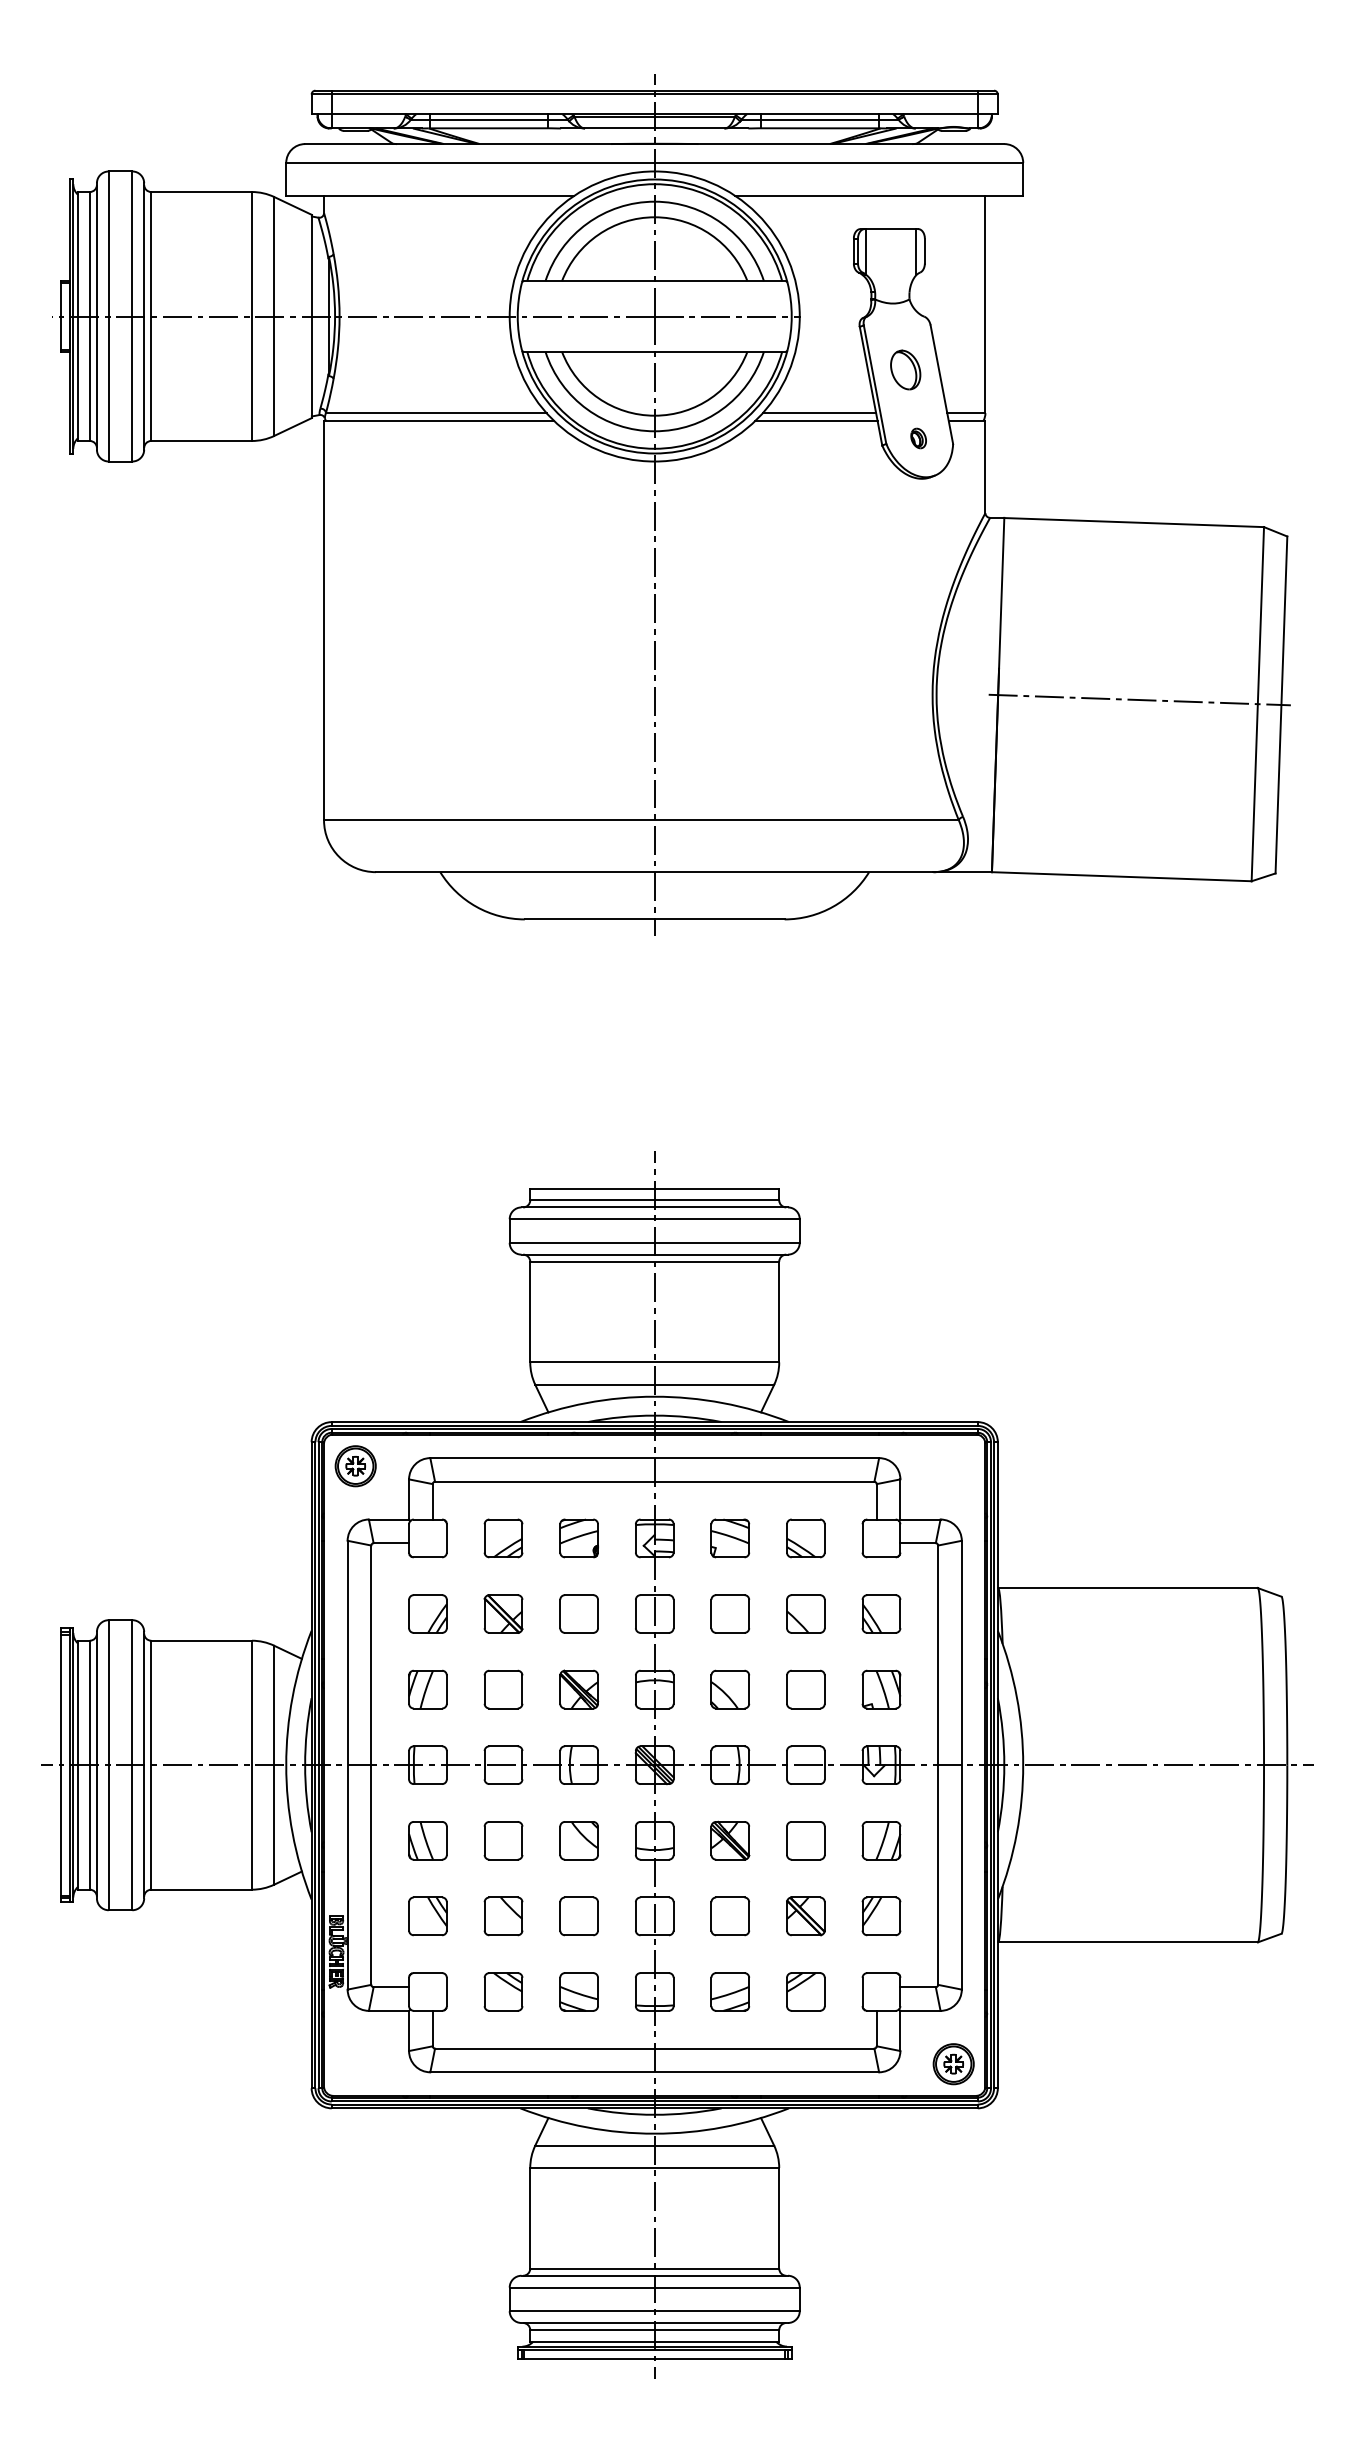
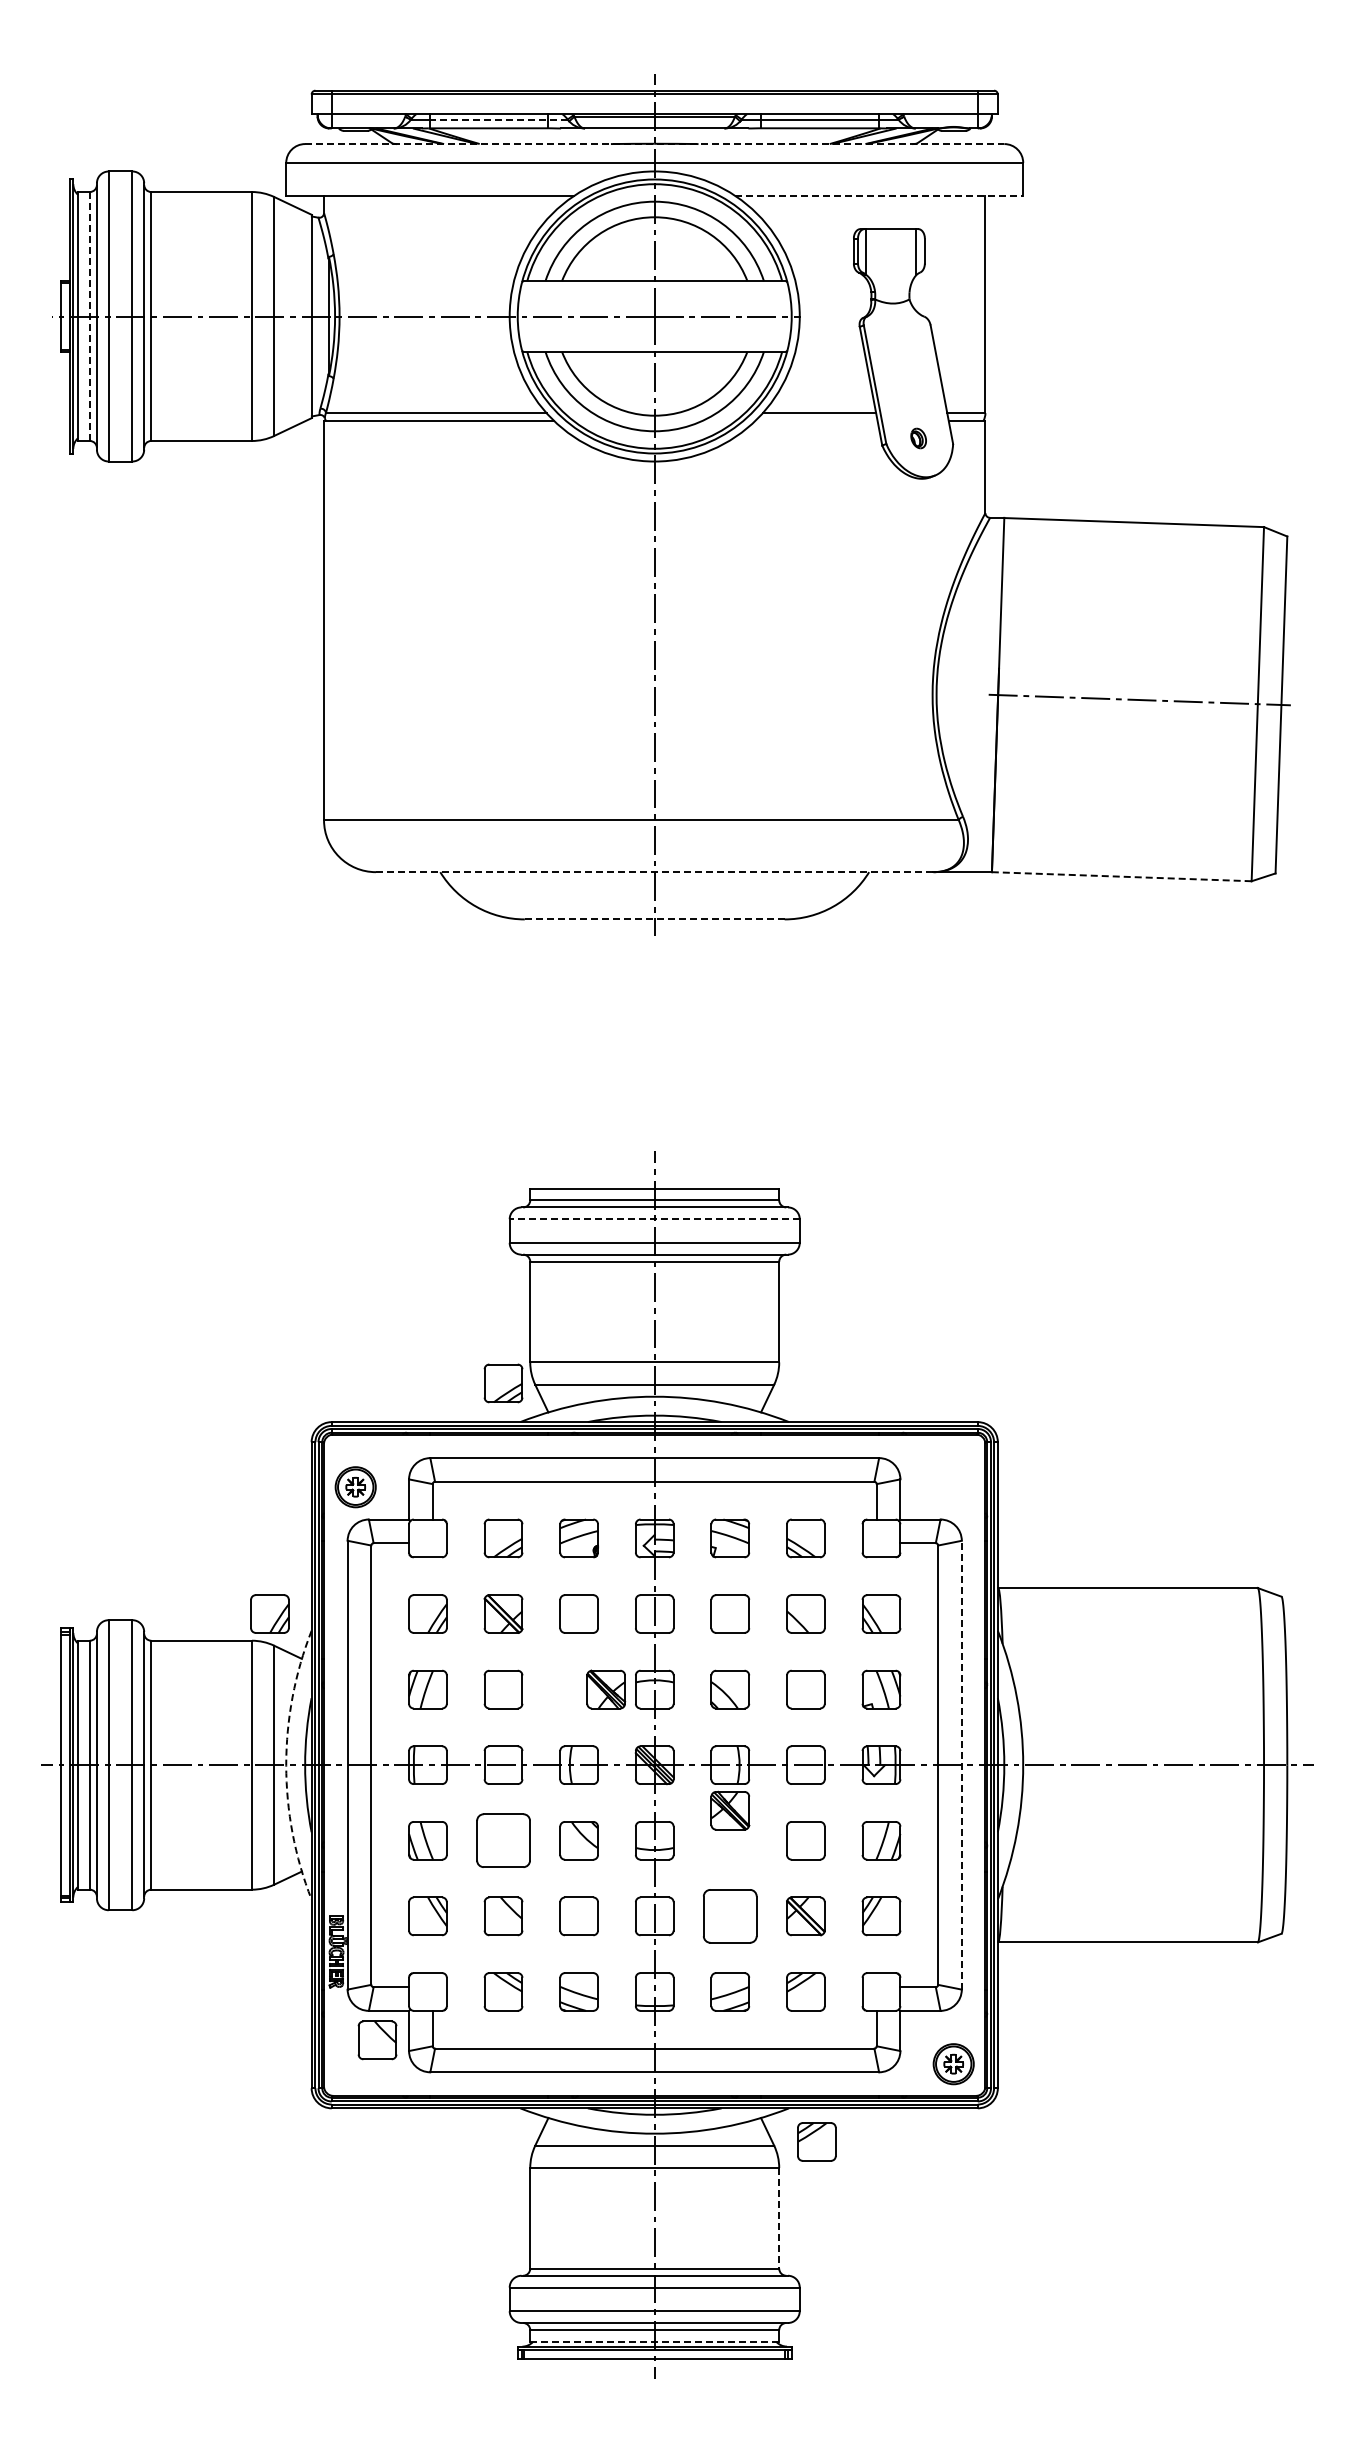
line: solid -> dashed (499, 119)
line: solid -> dashed (654, 144)
line: solid -> dashed (879, 196)
line: solid -> dashed (89, 316)
part: present -> none (905, 369)
line: present -> none (816, 421)
line: solid -> dashed (654, 872)
line: solid -> dashed (1121, 876)
line: solid -> dashed (654, 919)
line: solid -> dashed (654, 1219)
part: none -> present (503, 1383)
part position: (355, 1466) -> (355, 1487) (355, 1487)
part: none -> present (269, 1613)
part position: (579, 1689) -> (606, 1689) (606, 1689)
line: solid -> dashed (961, 1764)
arc: solid -> dashed (286, 1765)
part size: 41x40 px -> 55x55 px (503, 1840)
part position: (730, 1840) -> (730, 1810) (730, 1810)
part size: 41x41 px -> 55x55 px (730, 1916)
part: none -> present (377, 2040)
part: none -> present (816, 2141)
line: solid -> dashed (779, 2218)
line: solid -> dashed (655, 2341)
